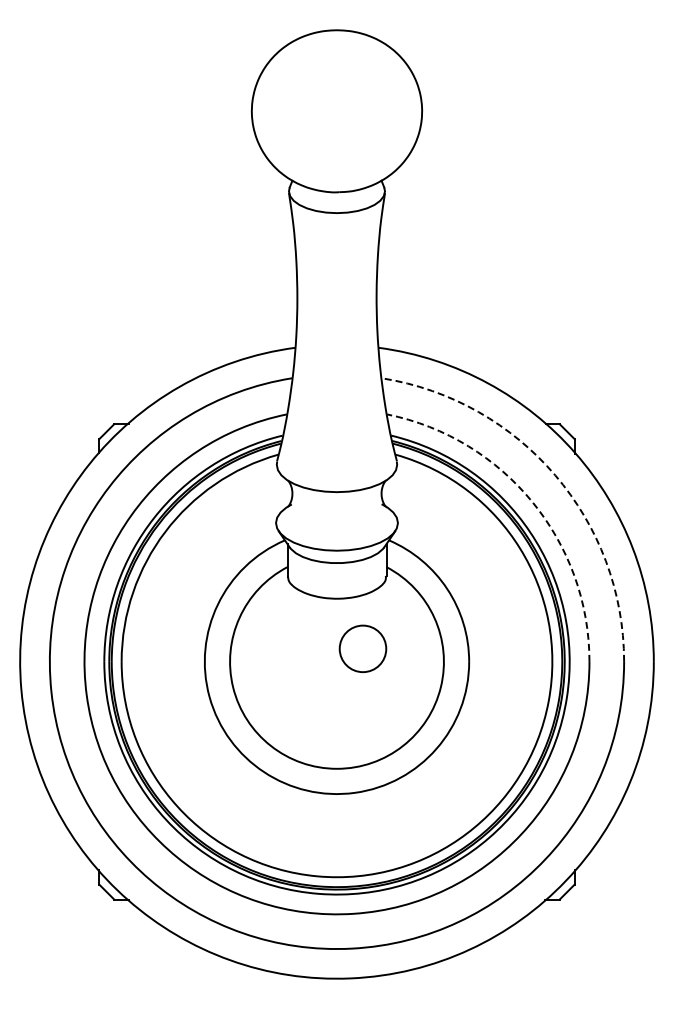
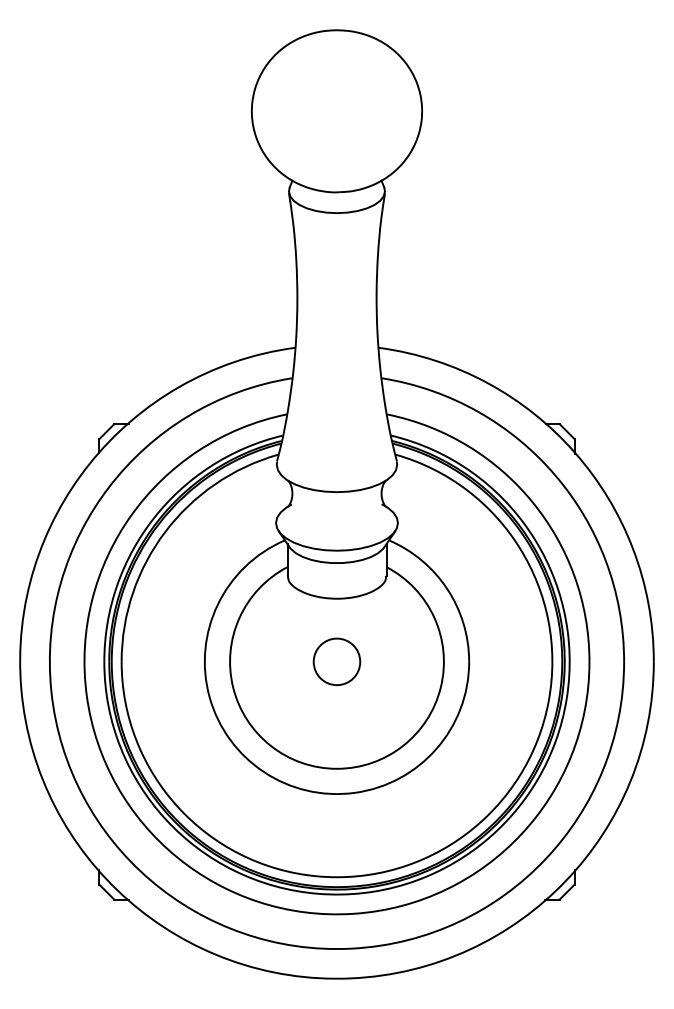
arc: dashed -> solid (555, 475)
arc: dashed -> solid (532, 502)
circle position: (362, 648) -> (336, 661) (336, 661)
